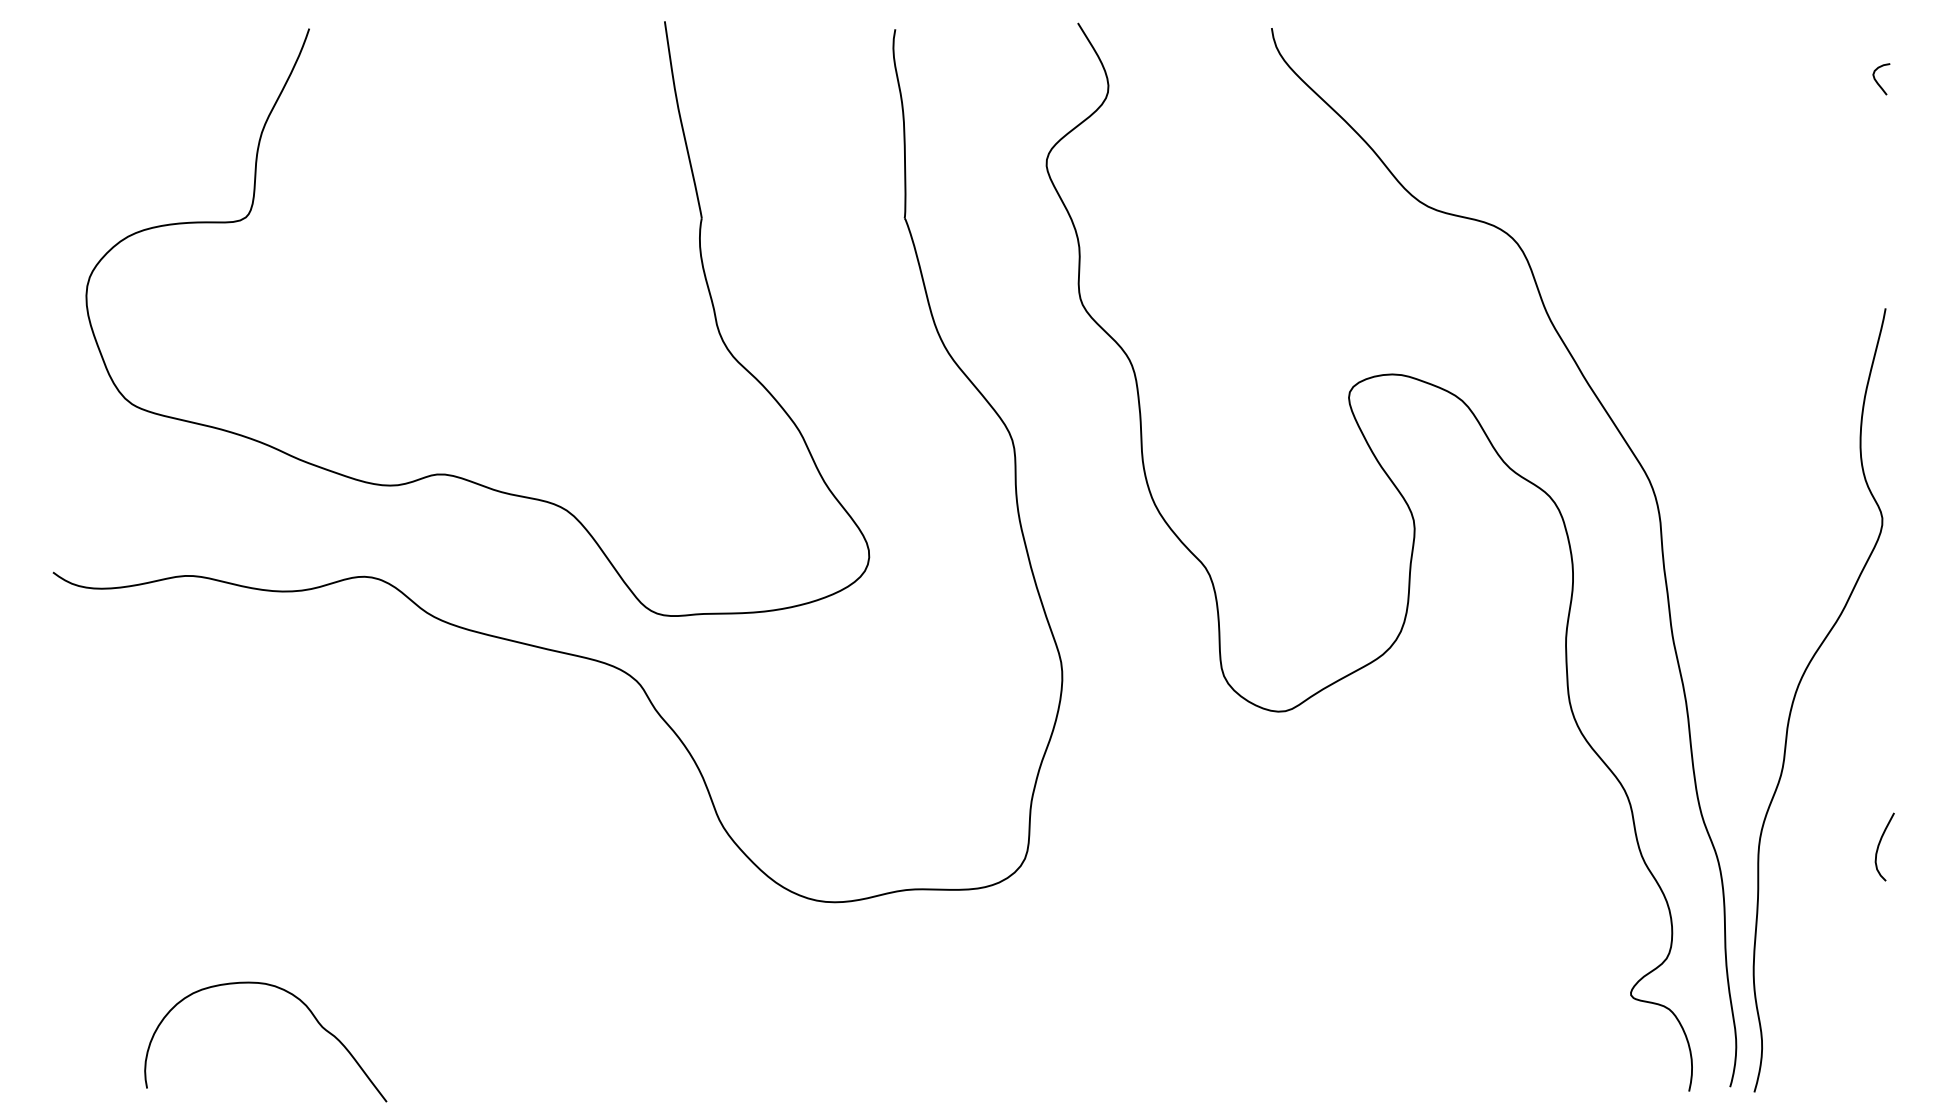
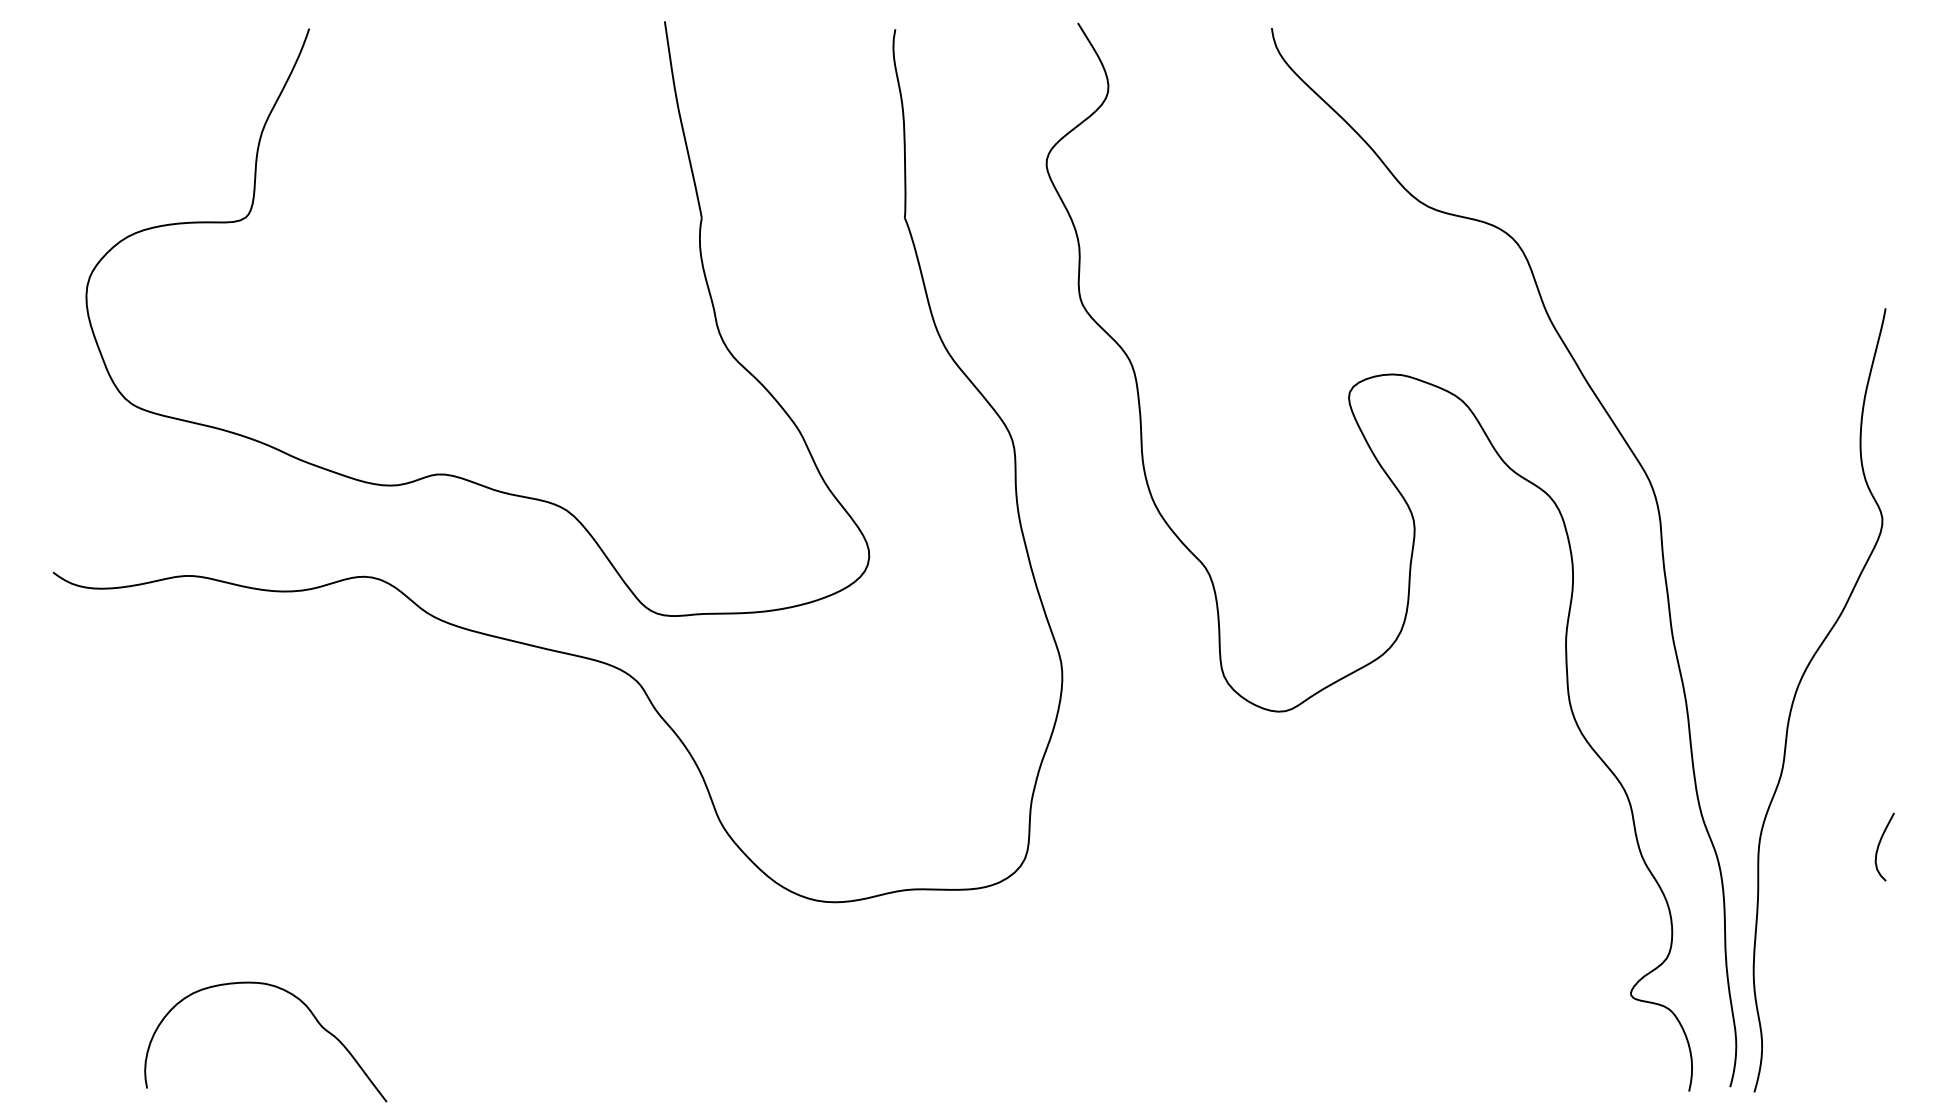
curve: present -> none (1878, 82)
